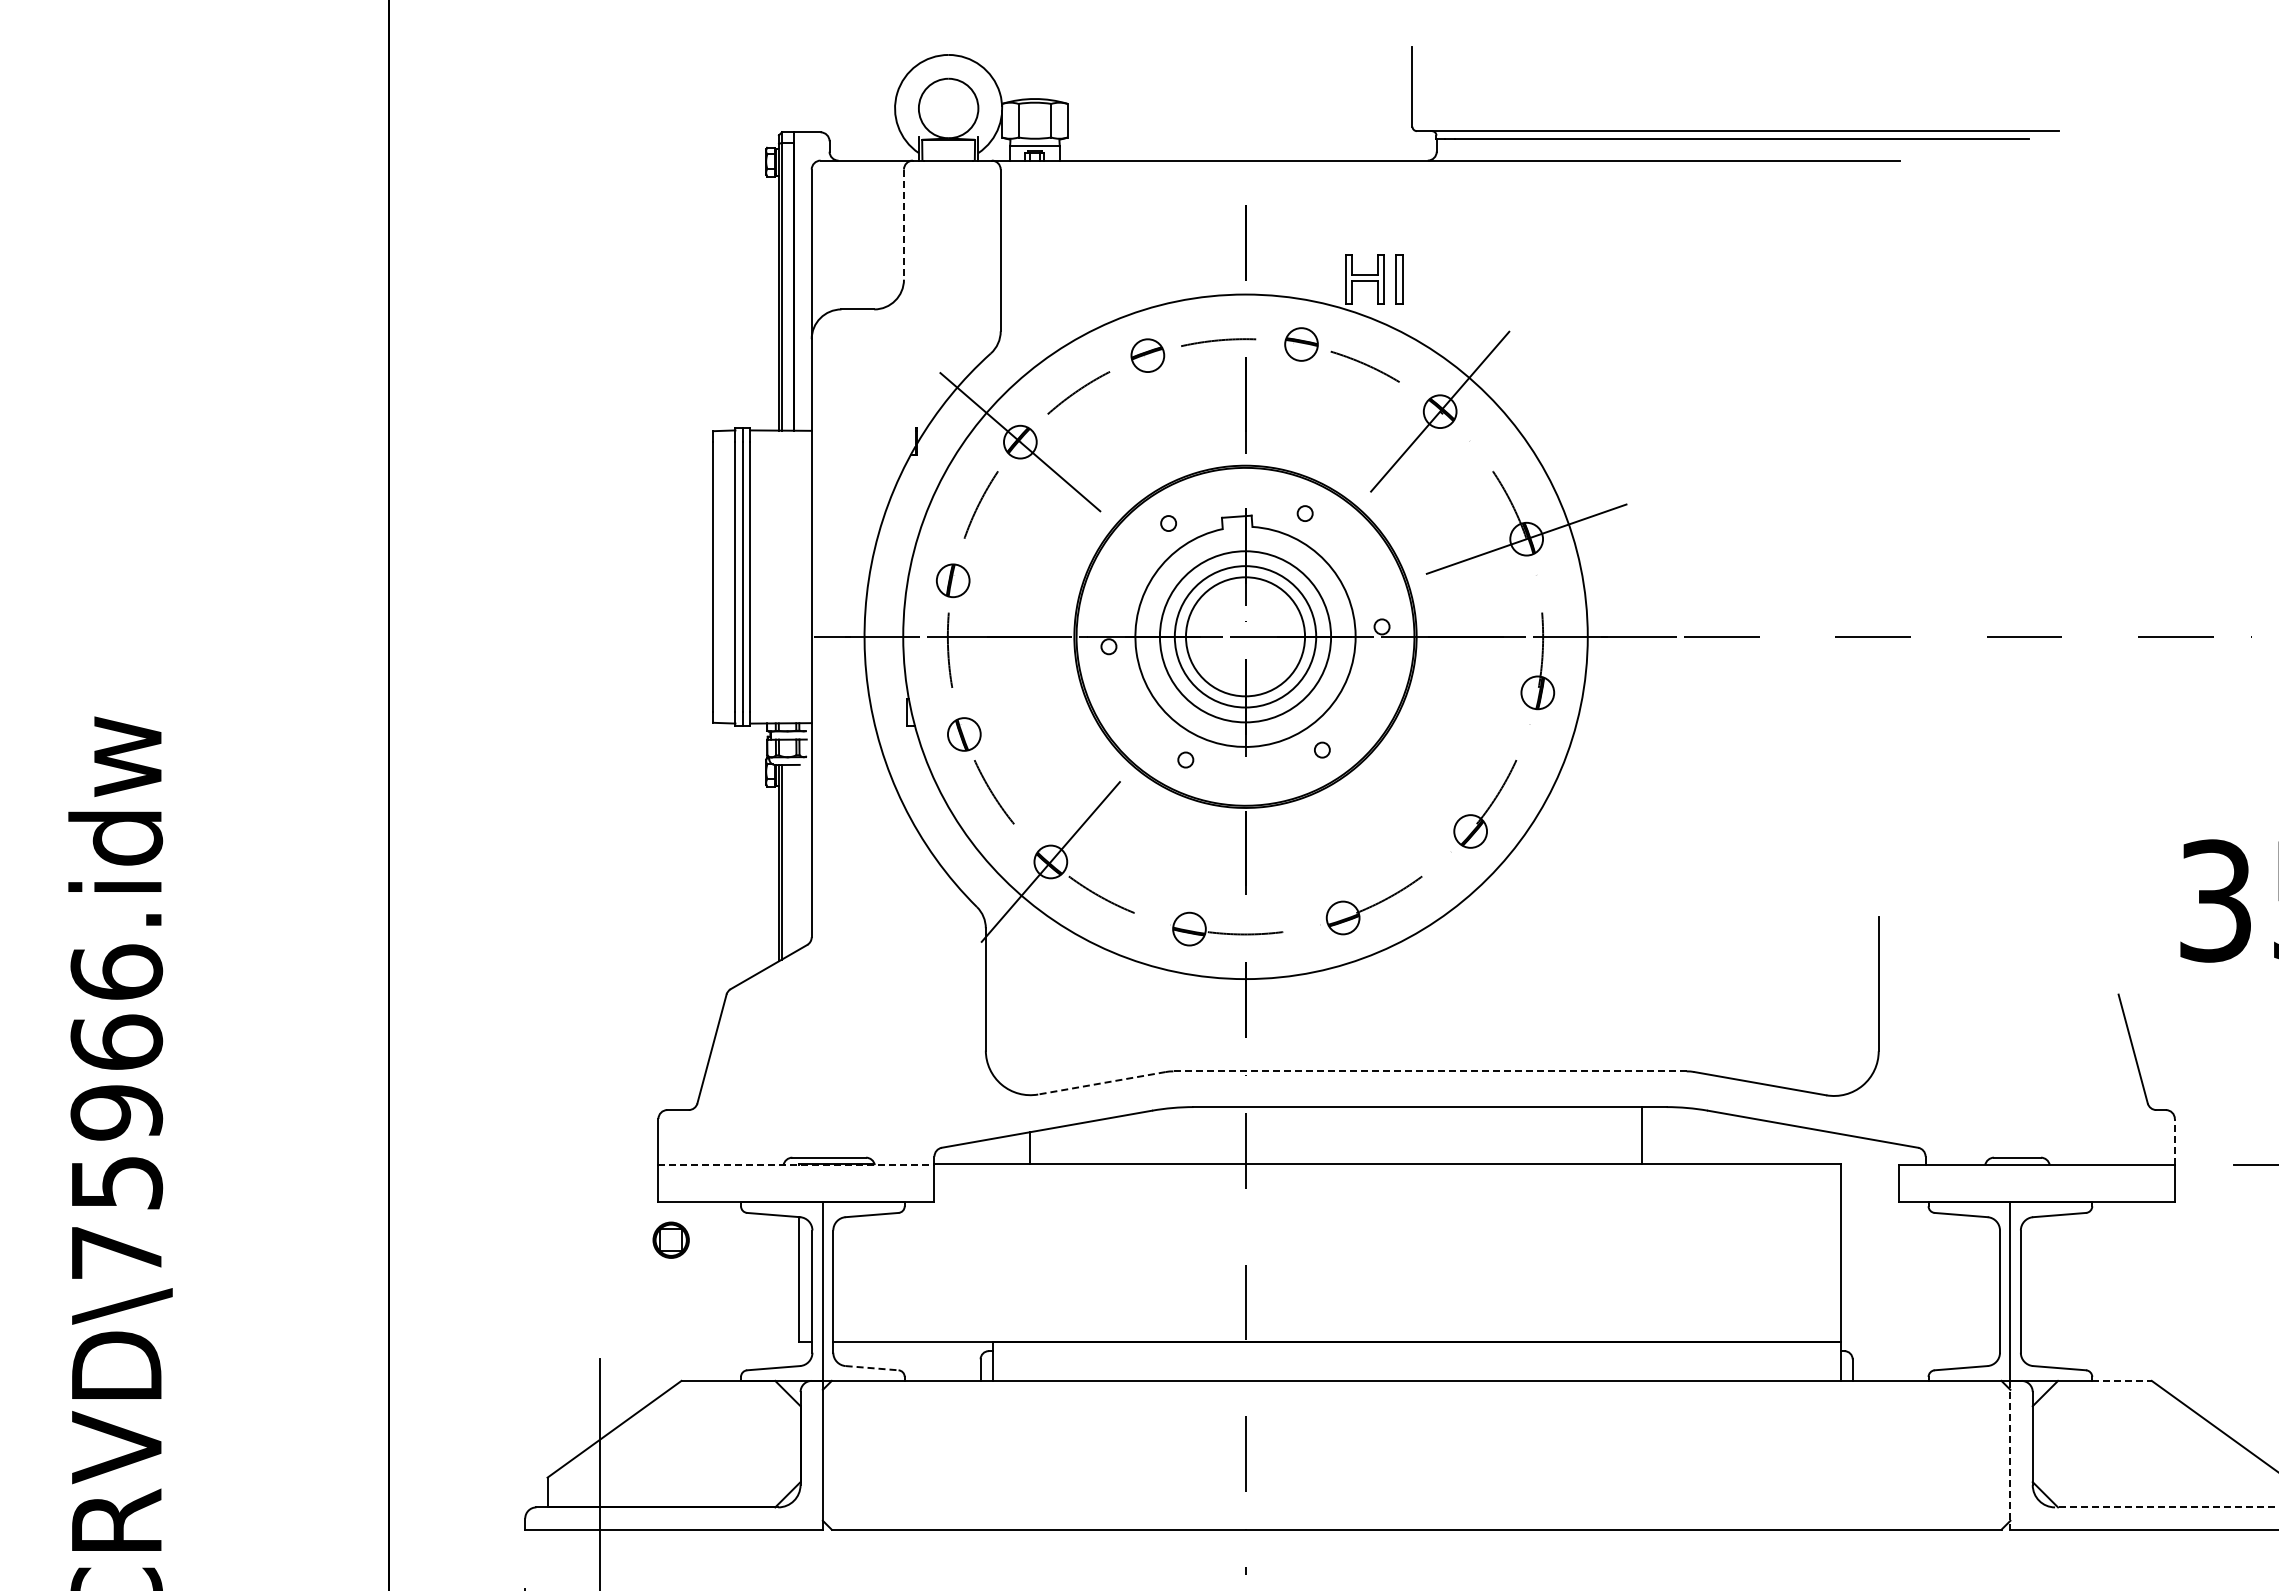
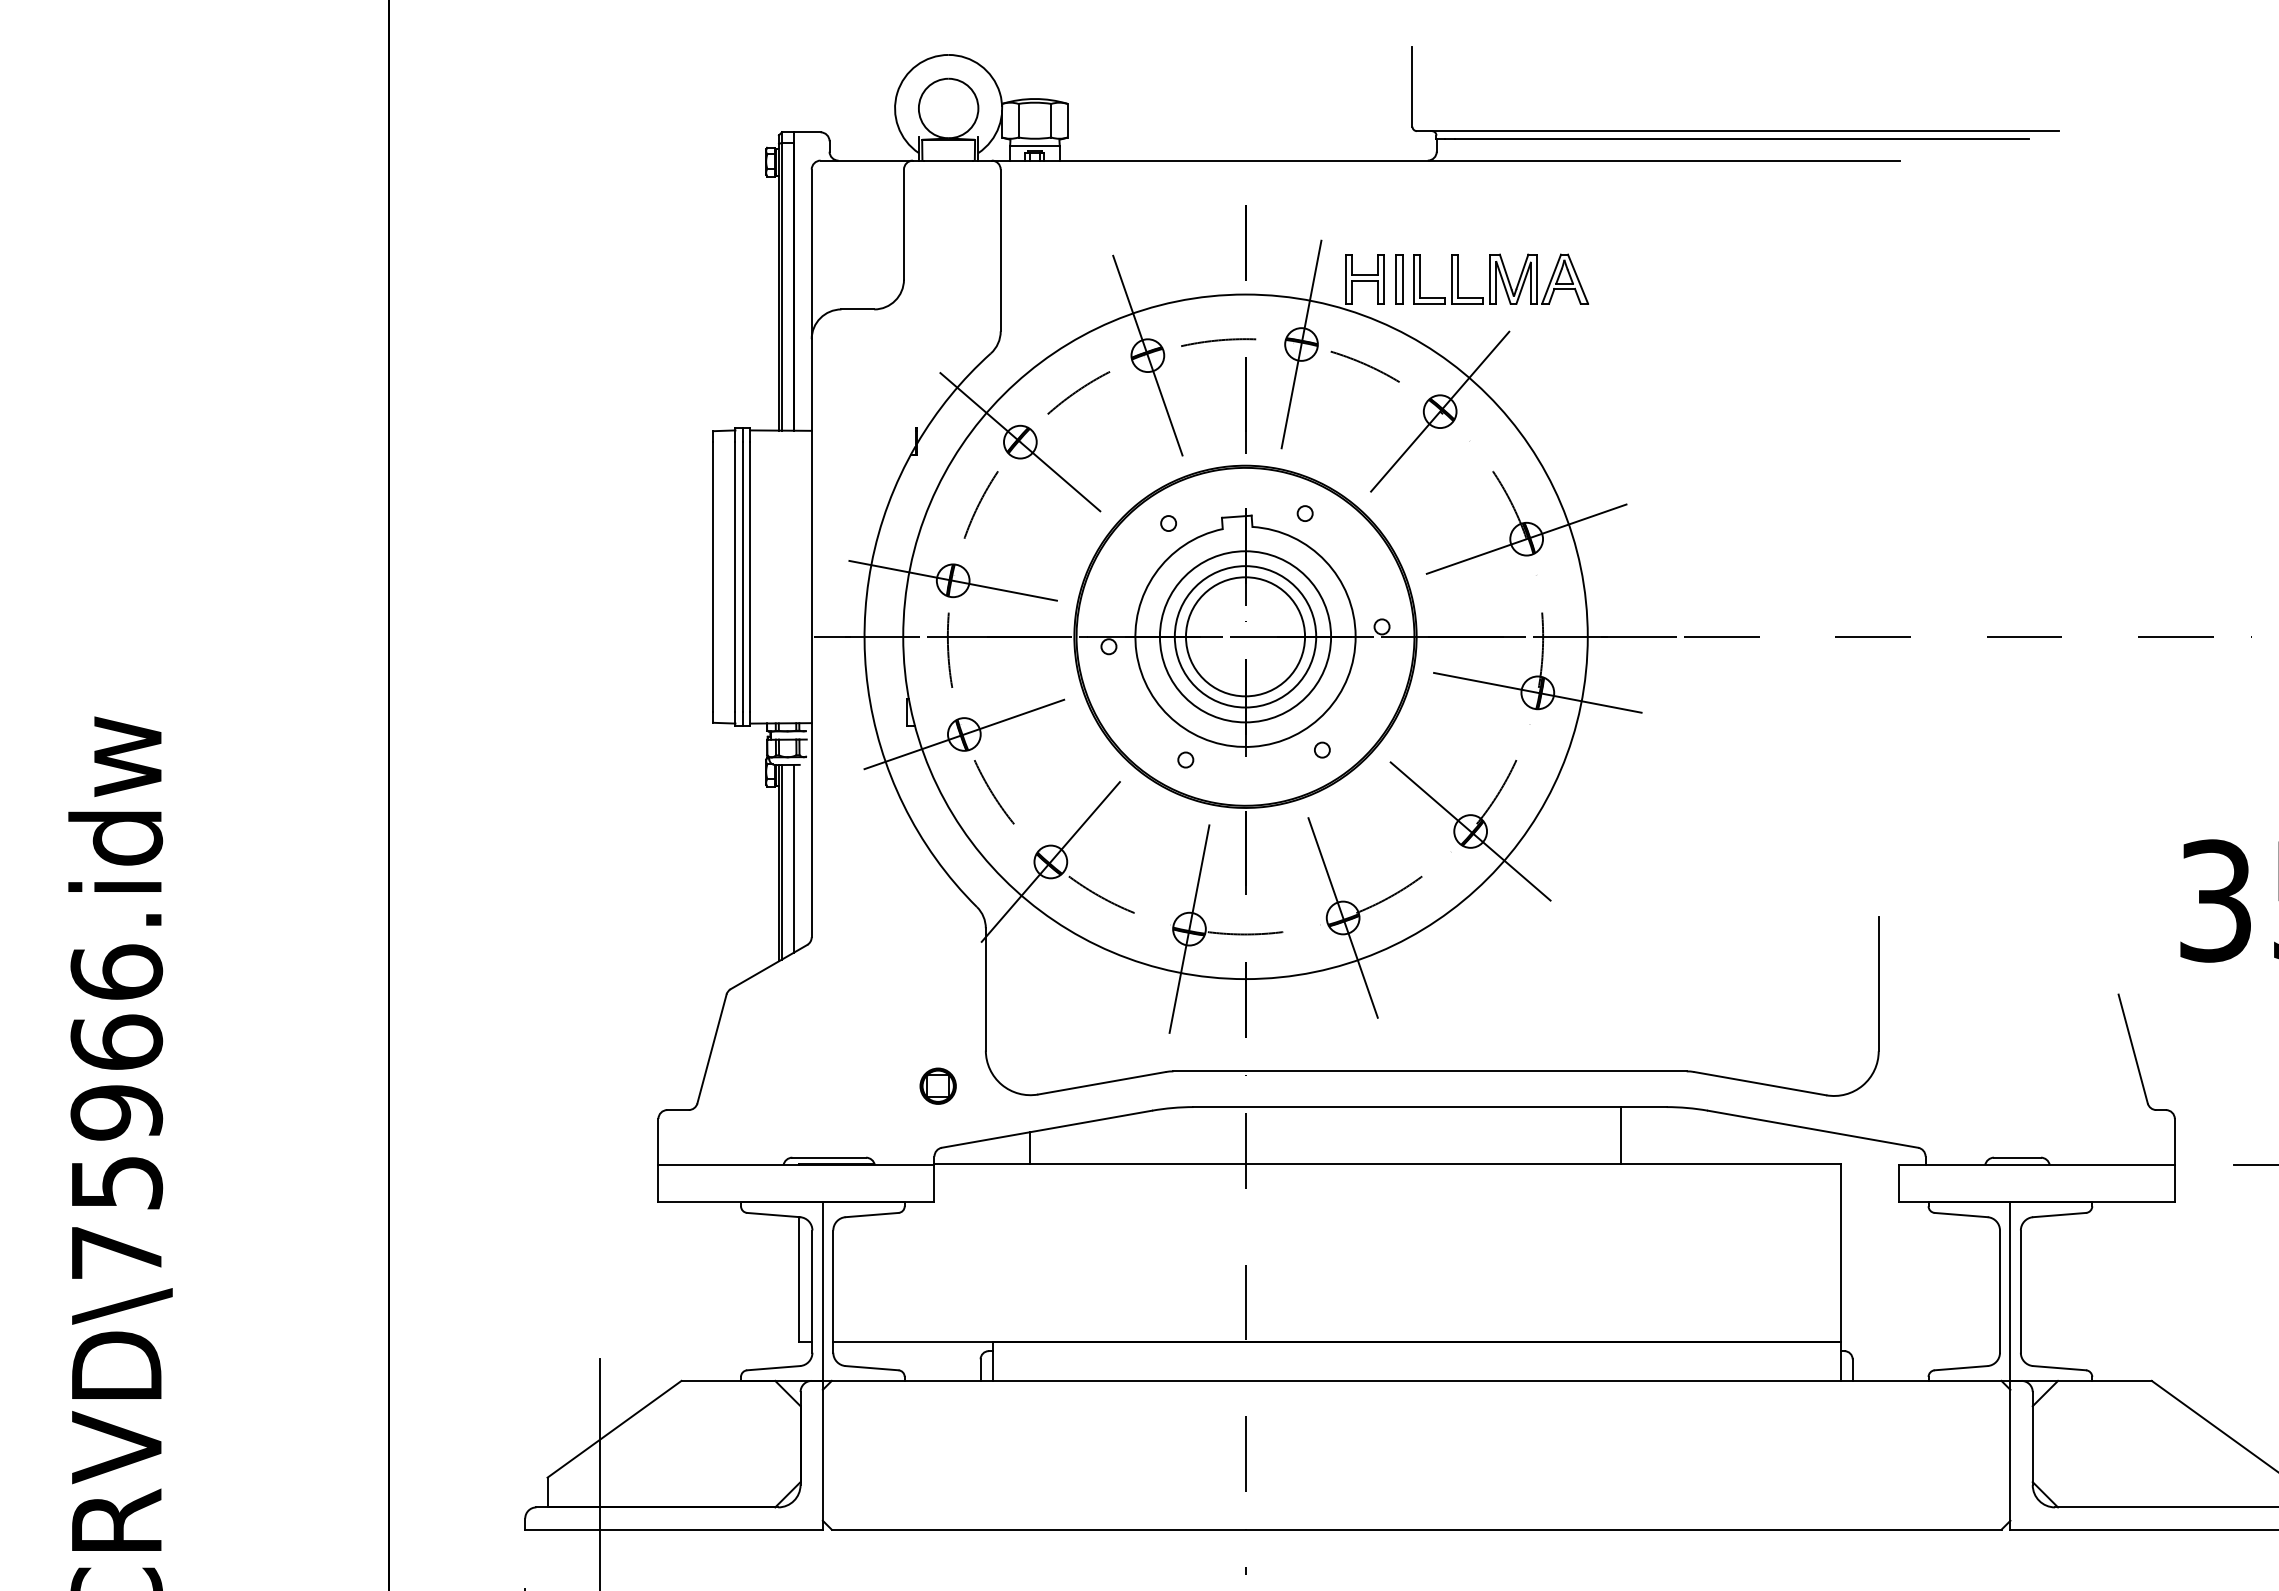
line: dashed -> solid (903, 225)
part: none -> present (1501, 278)
line: none -> present (1301, 344)
line: none -> present (1147, 355)
line: none -> present (952, 580)
line: none -> present (1537, 692)
line: none -> present (964, 734)
line: none -> present (1470, 831)
line: none -> present (793, 858)
line: none -> present (1342, 917)
line: none -> present (1189, 928)
line: dashed -> solid (1430, 1071)
line: dashed -> solid (1101, 1083)
line position: (1641, 1135) -> (1620, 1135) (1620, 1135)
line: dashed -> solid (2174, 1141)
line: dashed -> solid (796, 1165)
part position: (670, 1239) -> (937, 1085) (937, 1085)
line: dashed -> solid (872, 1368)
line: dashed -> solid (2122, 1380)
line: dashed -> solid (2010, 1455)
line: dashed -> solid (2166, 1507)
